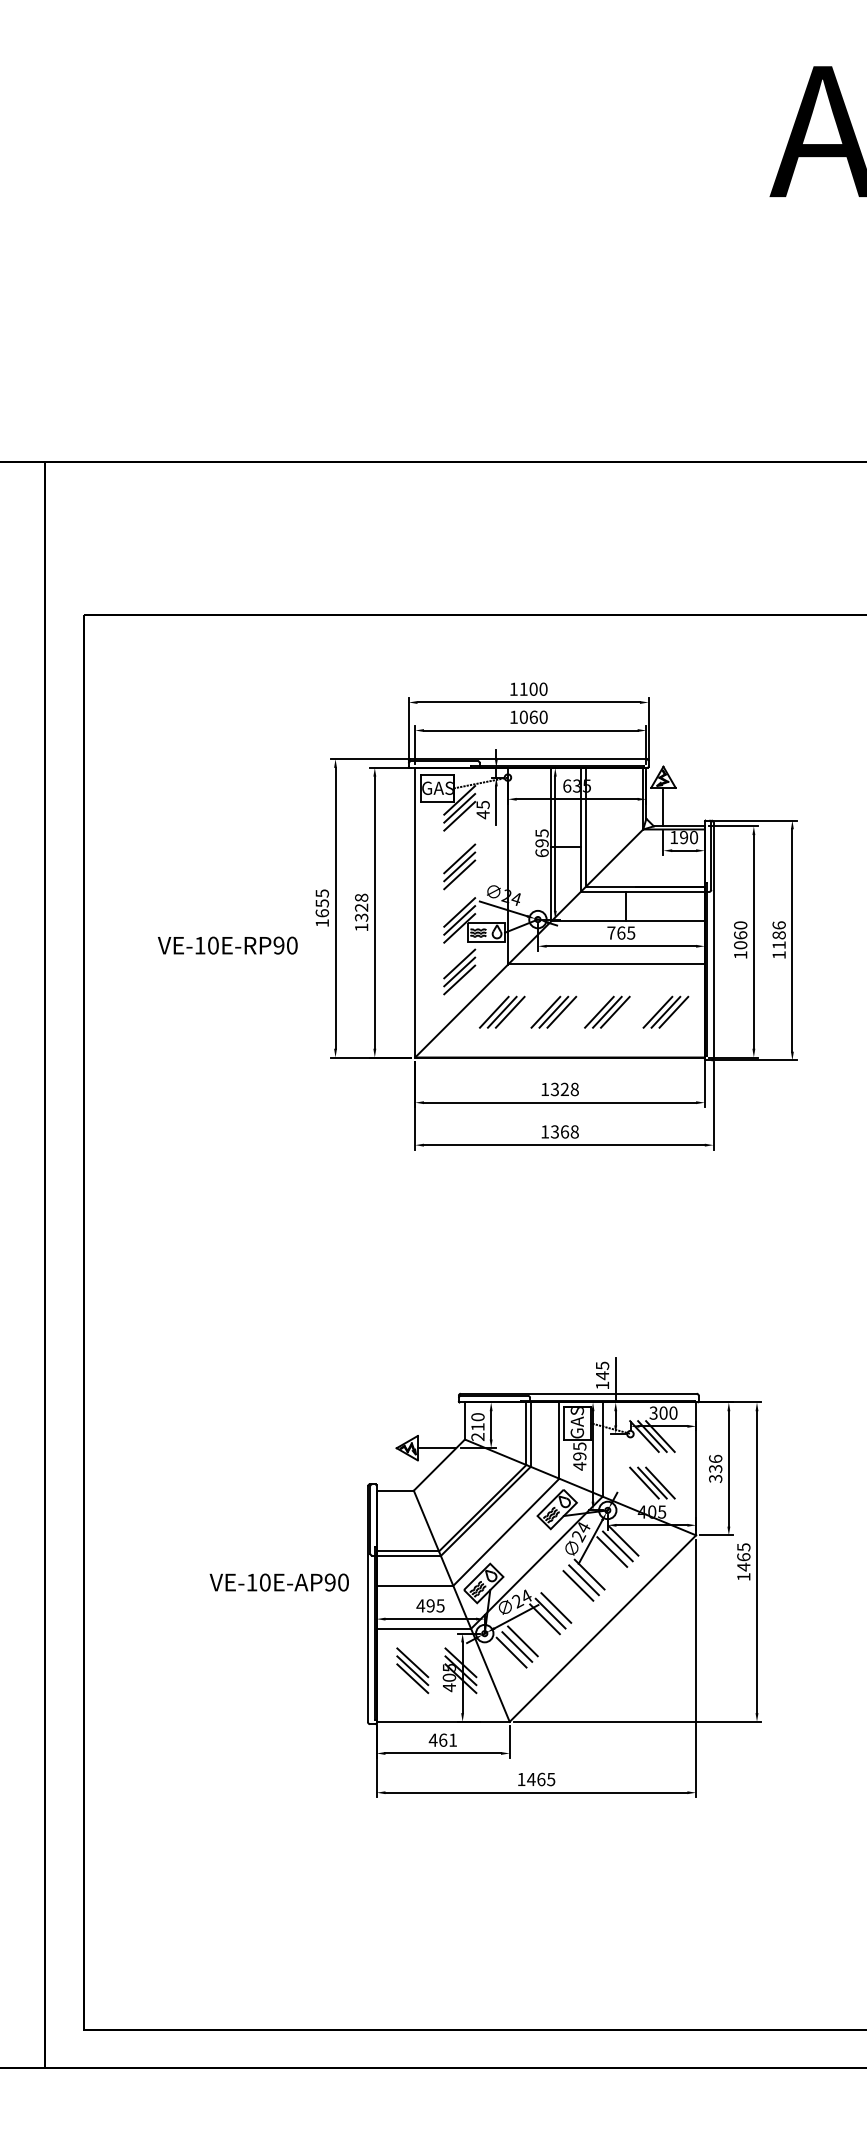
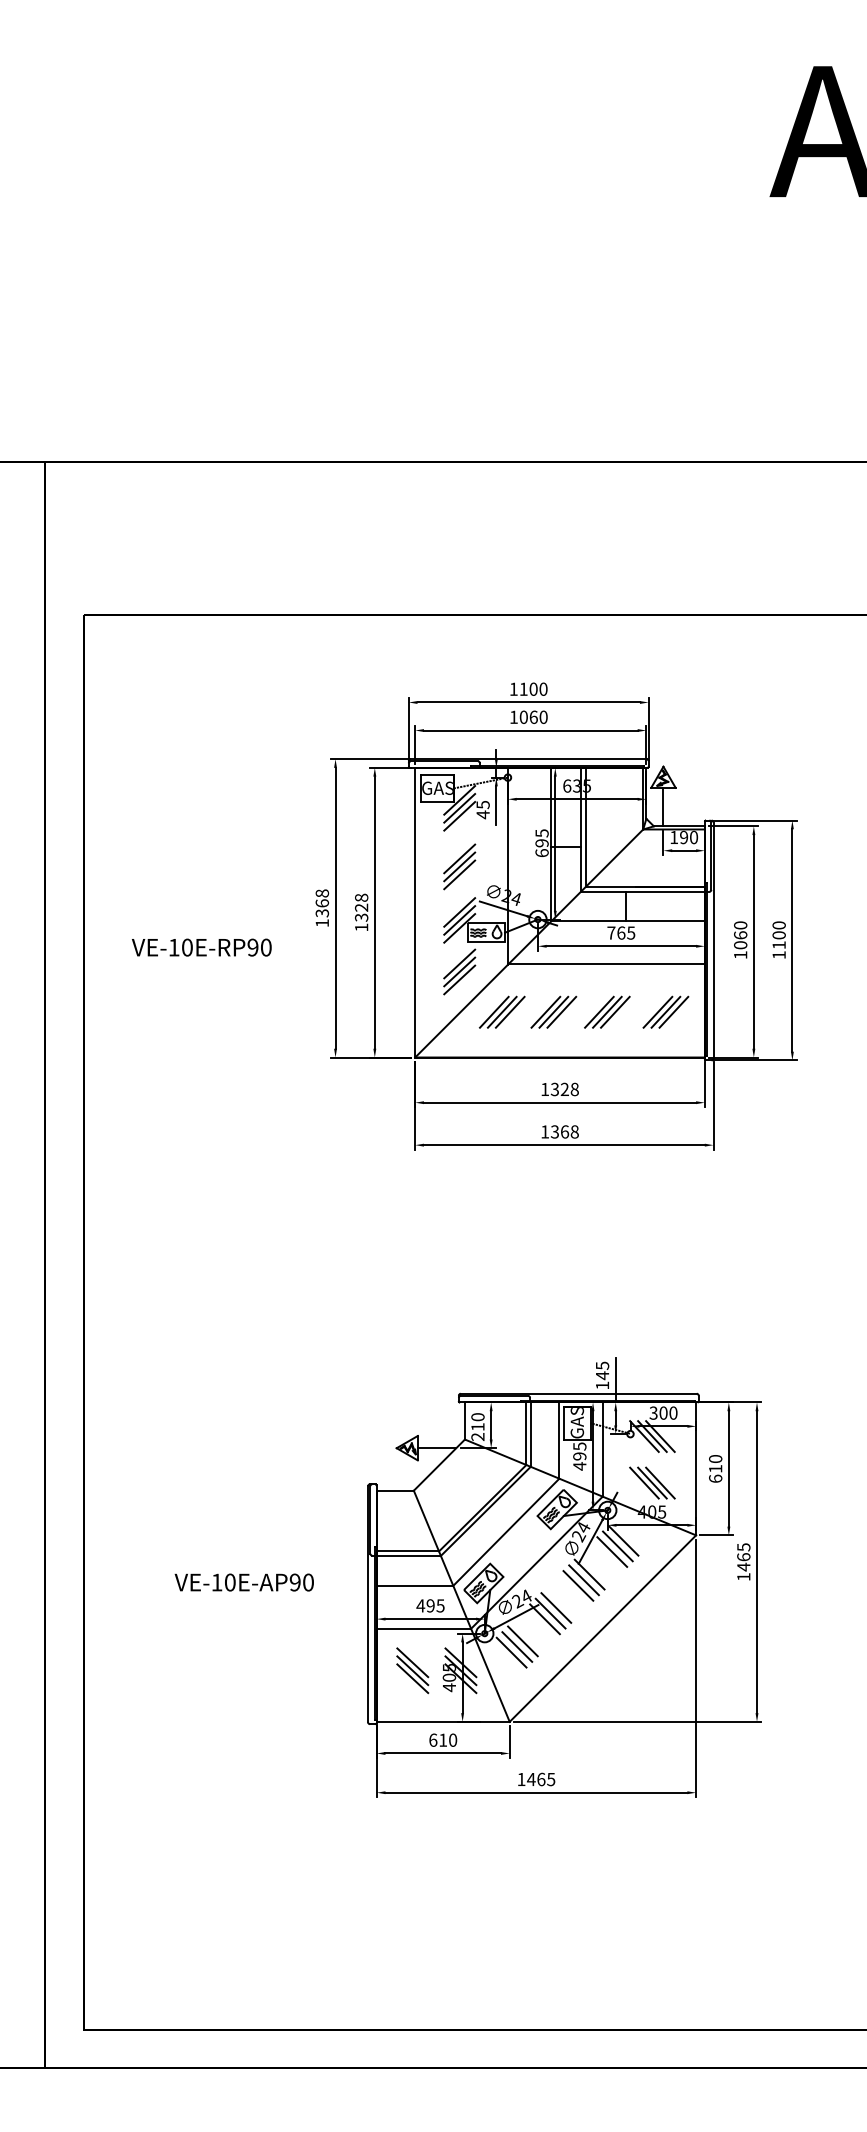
text: 1655 -> 1368 (321, 903)
text: 1186 -> 1100 (778, 930)
text position: (227, 945) -> (201, 947) (201, 947)
text: 336 -> 610 (715, 1468)
text position: (278, 1582) -> (243, 1582) (243, 1582)
text: 461 -> 610 (442, 1739)
